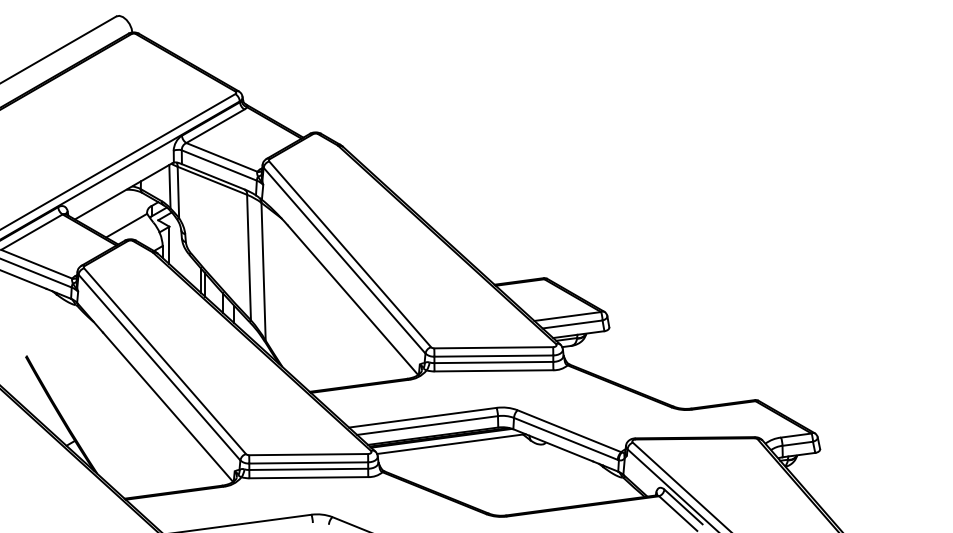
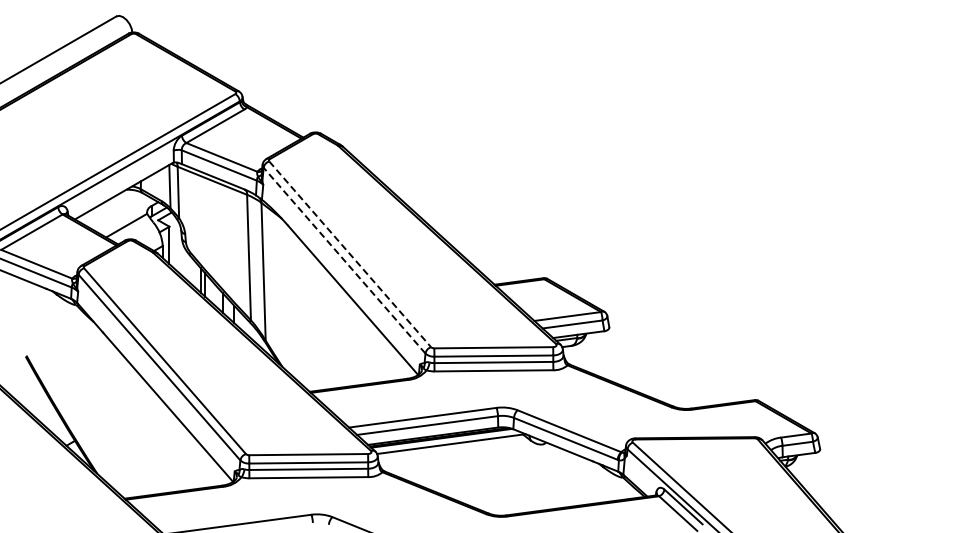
line: solid -> dashed (350, 254)
line: solid -> dashed (344, 260)
